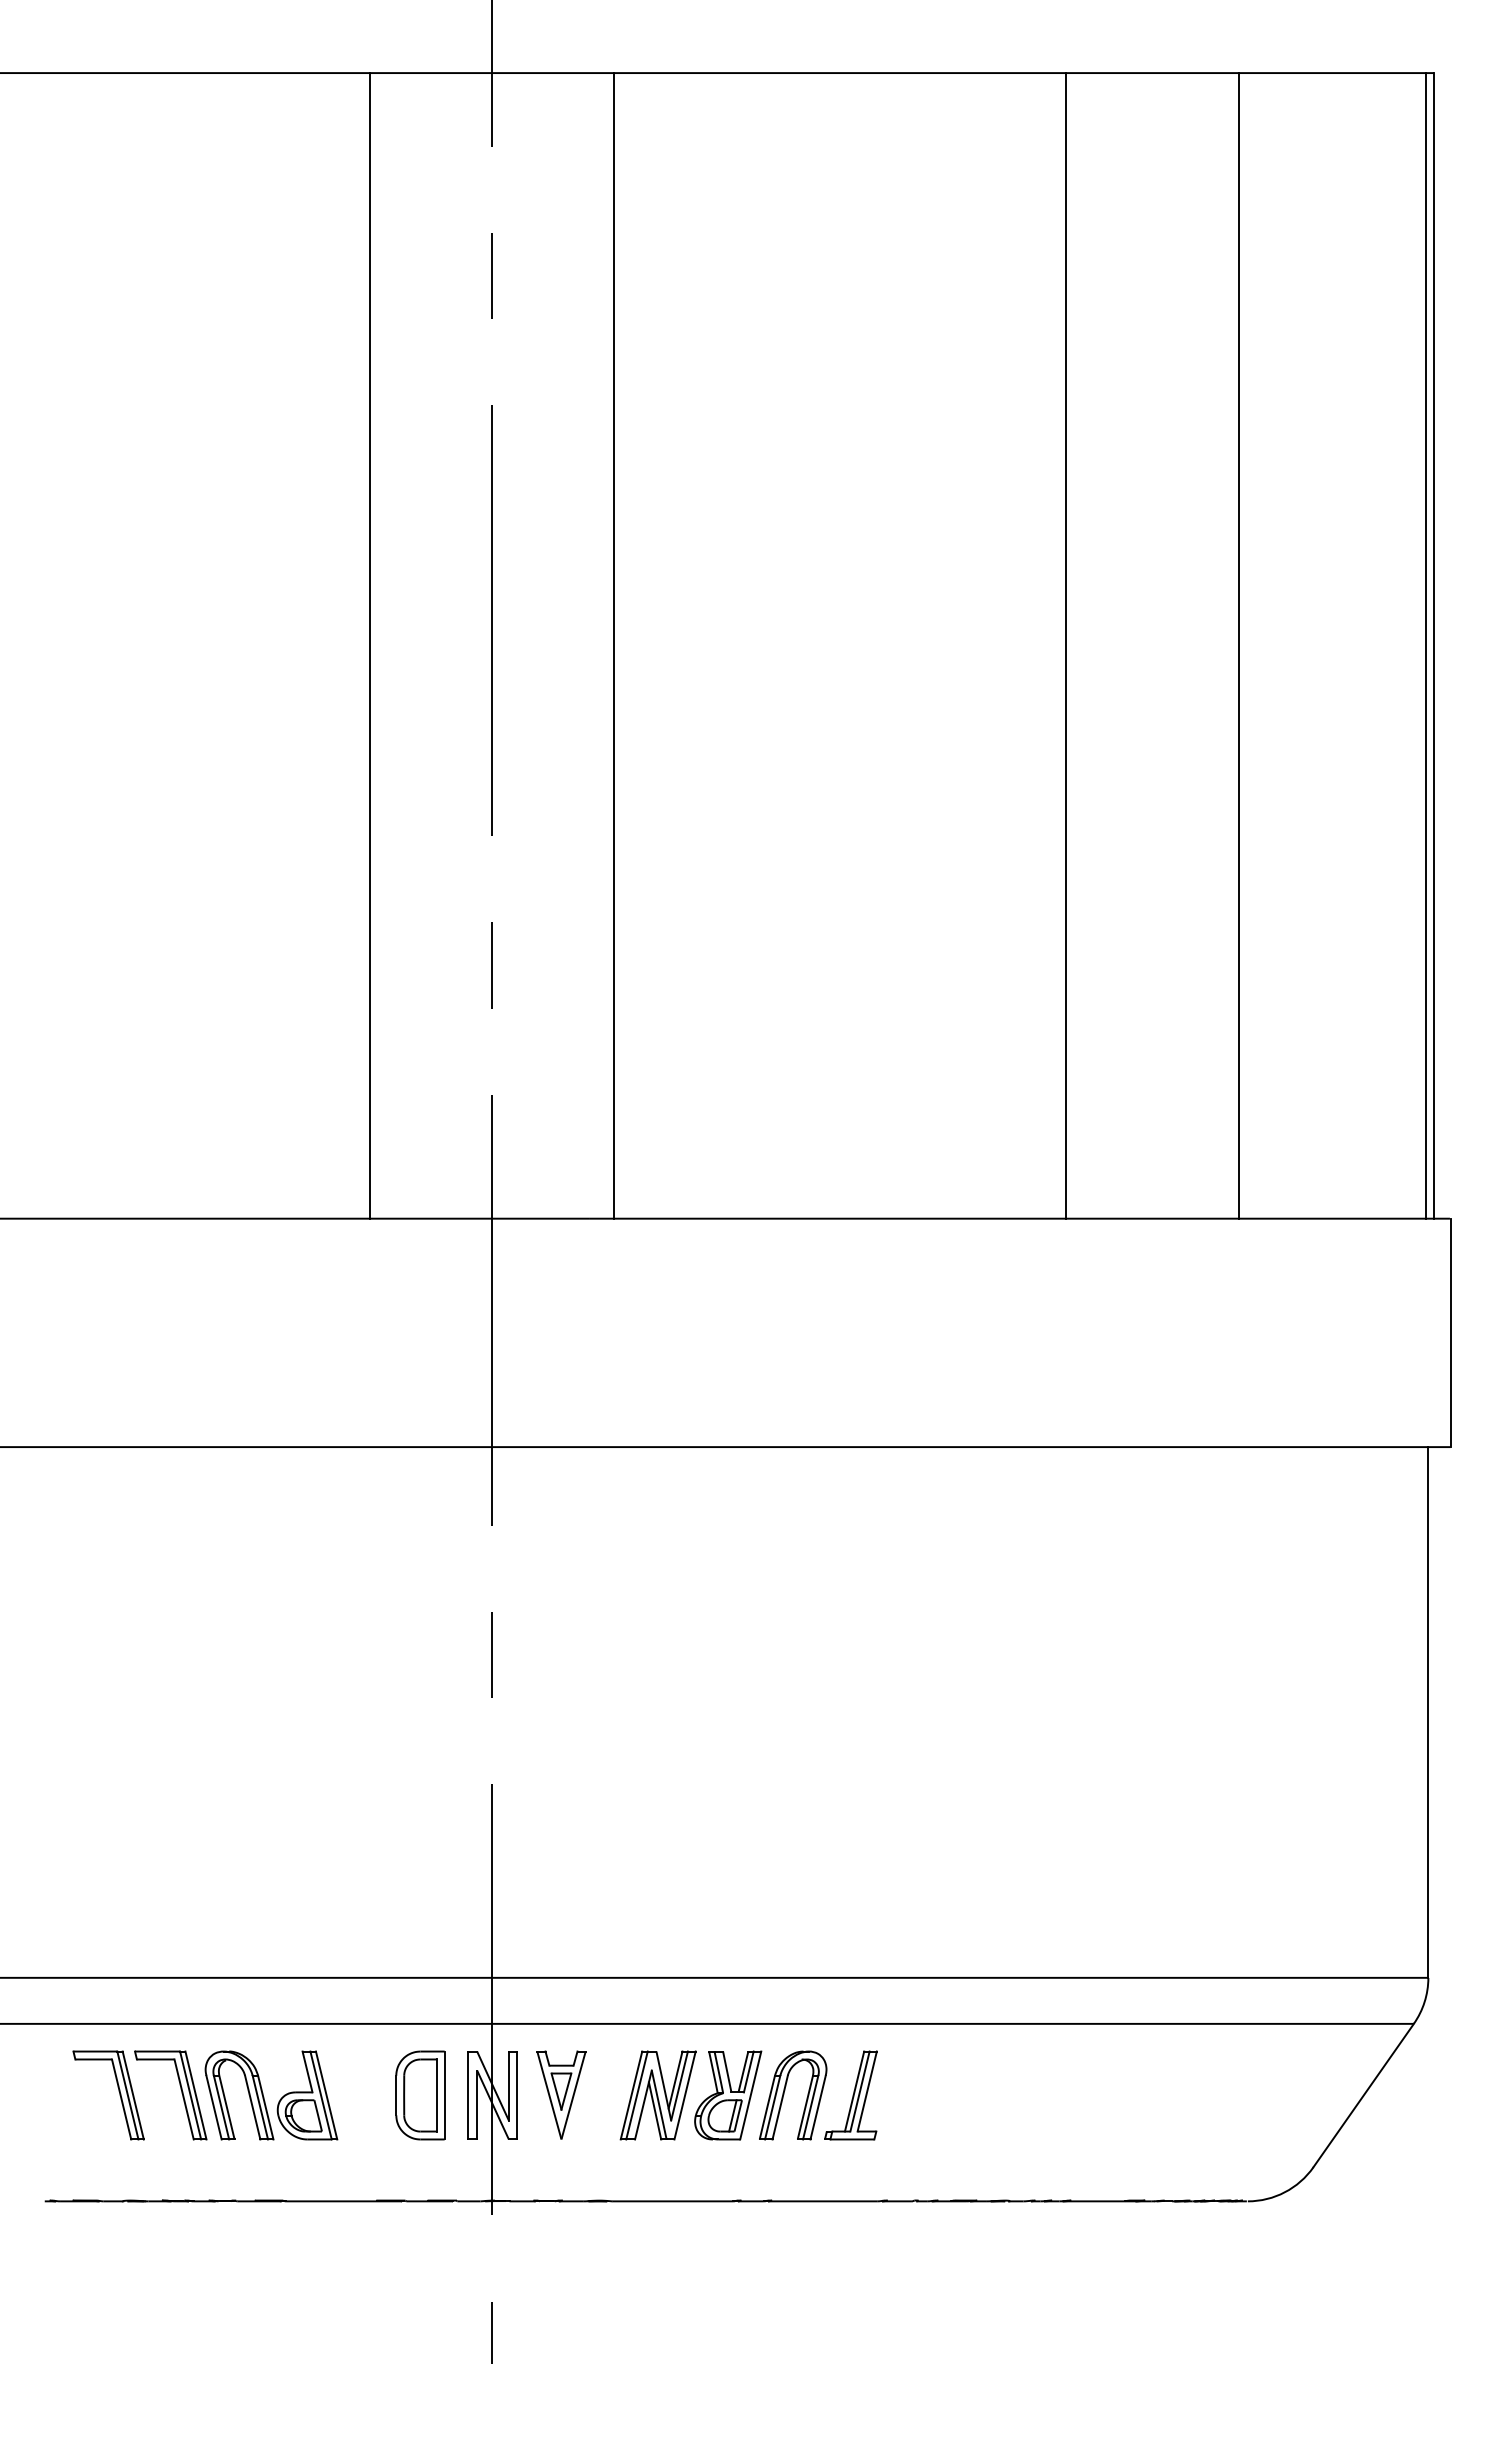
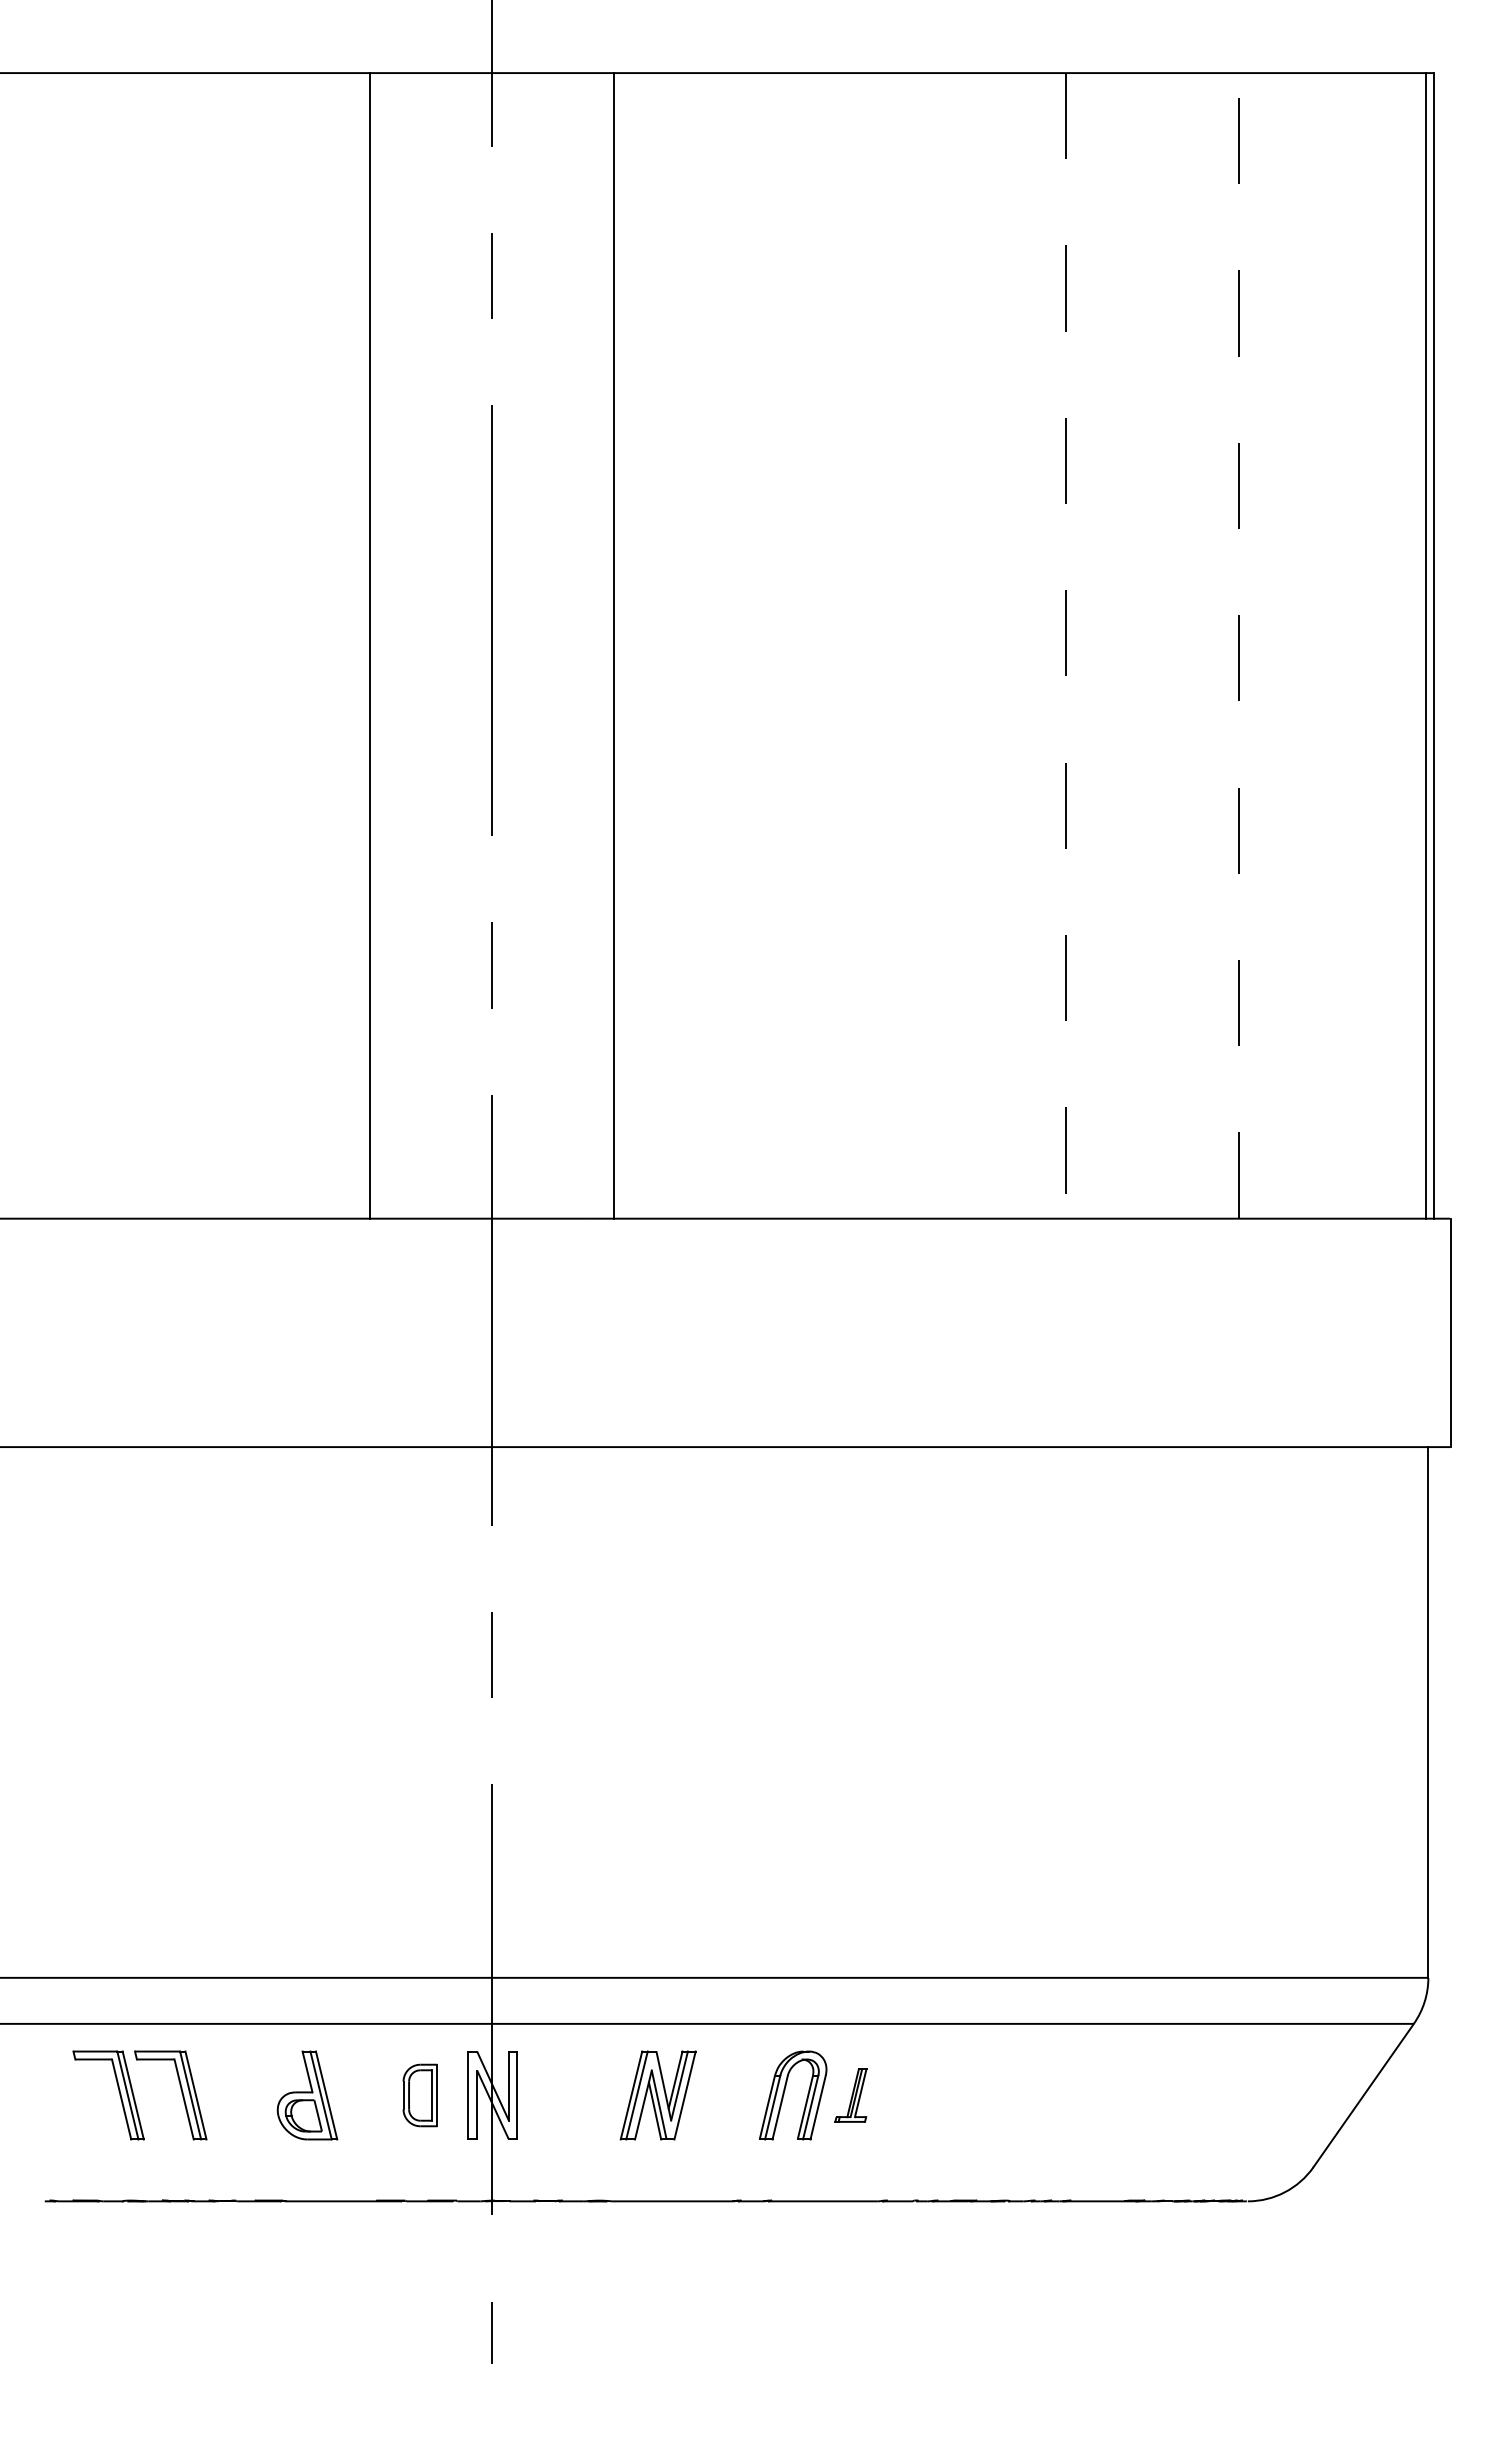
line: solid -> dashed (1066, 645)
line: solid -> dashed (1238, 645)
part: present -> none (561, 2094)
part: present -> none (248, 2095)
part size: 51x91 px -> 36x65 px (419, 2095)
part: present -> none (728, 2095)
part size: 54x91 px -> 34x55 px (850, 2095)
